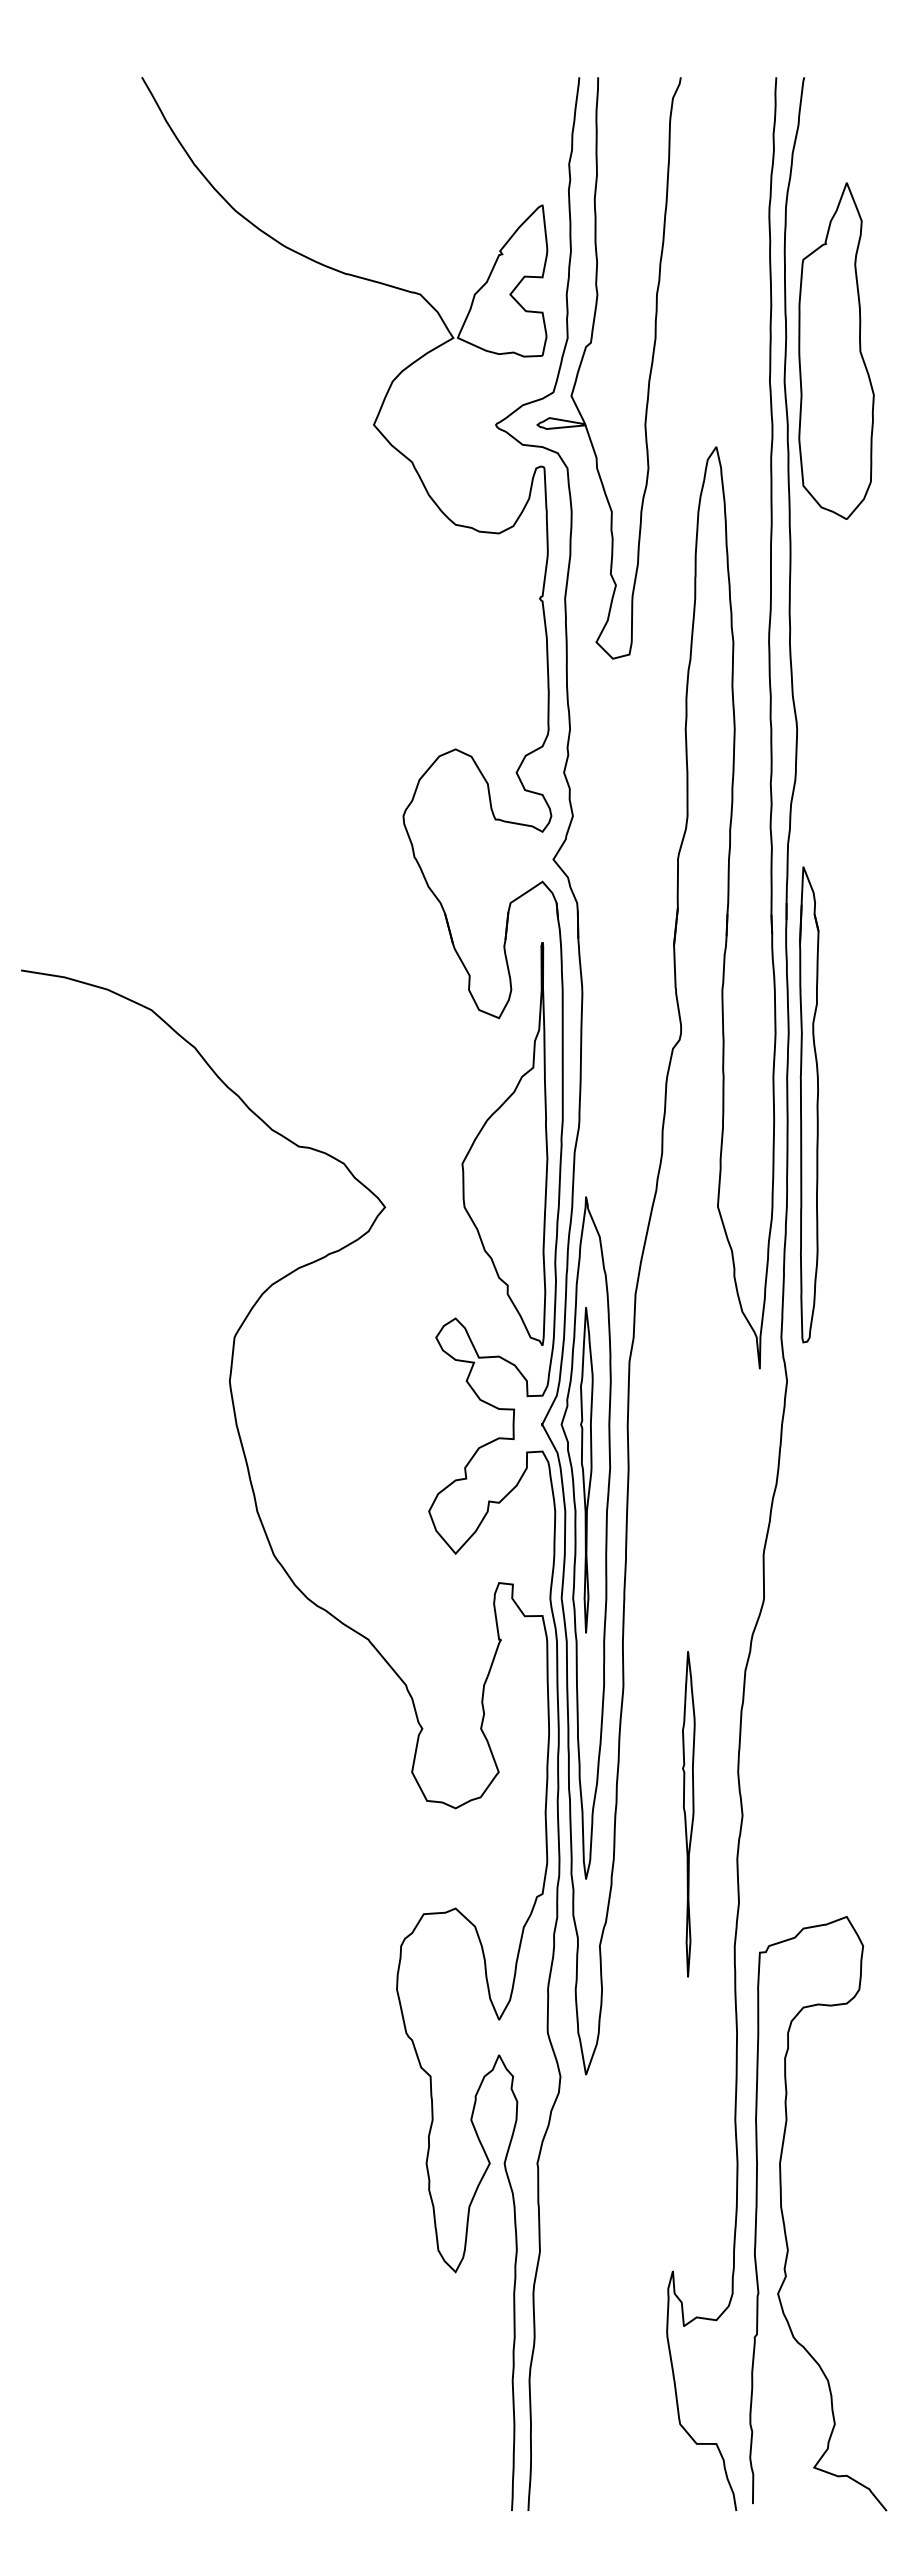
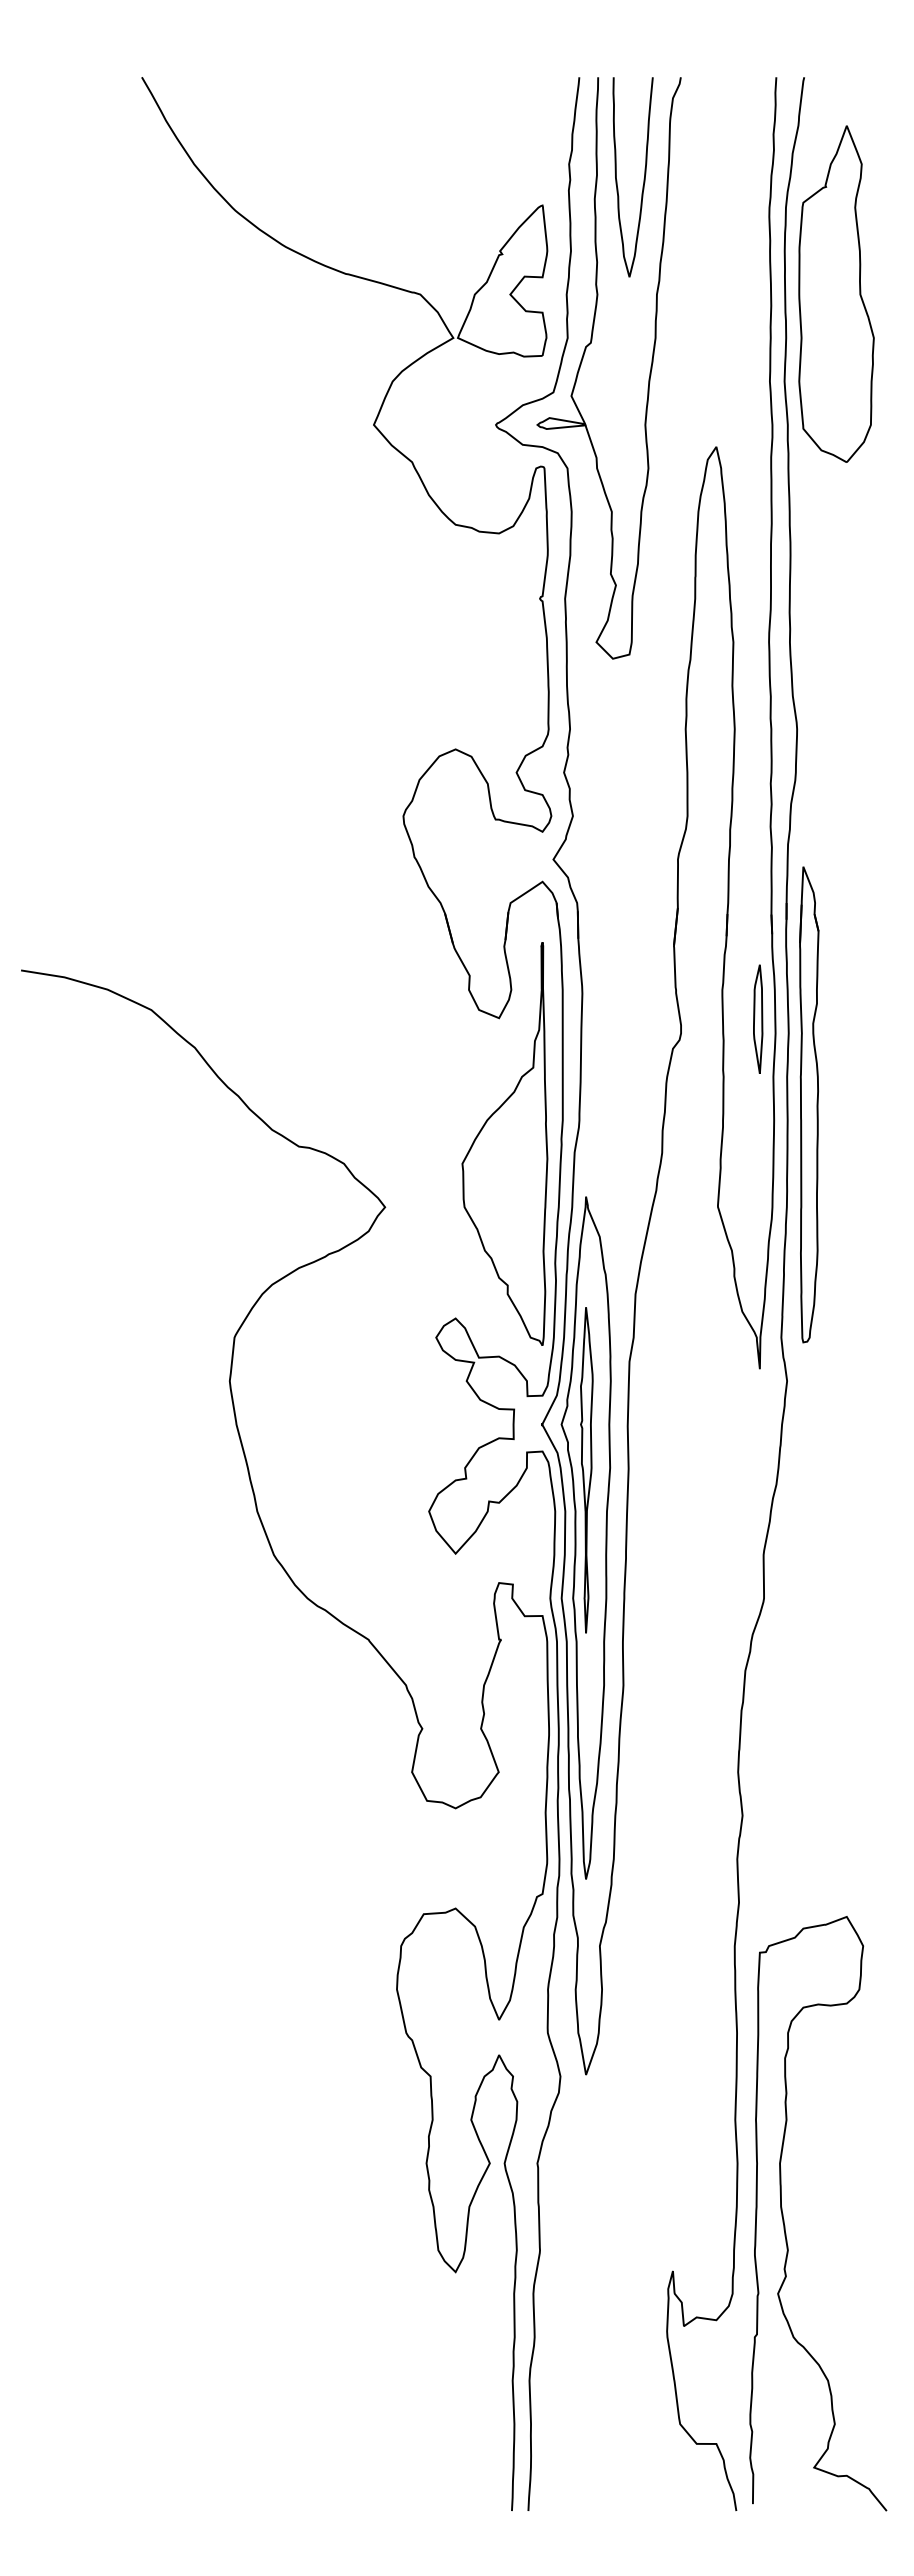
curve: none -> present (643, 178)
part position: (836, 350) -> (836, 293) (836, 293)
part: none -> present (758, 1018)
part: present -> none (688, 1814)
